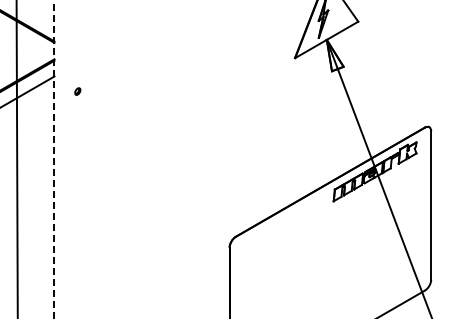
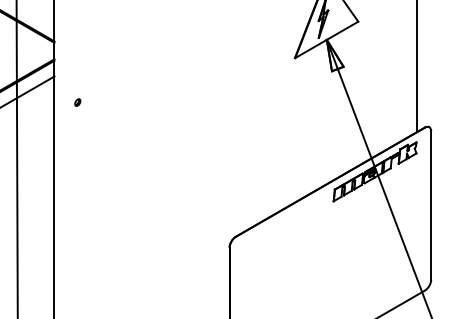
line: none -> present (417, 67)
part position: (77, 91) -> (77, 102) (77, 102)
line: dashed -> solid (54, 159)
